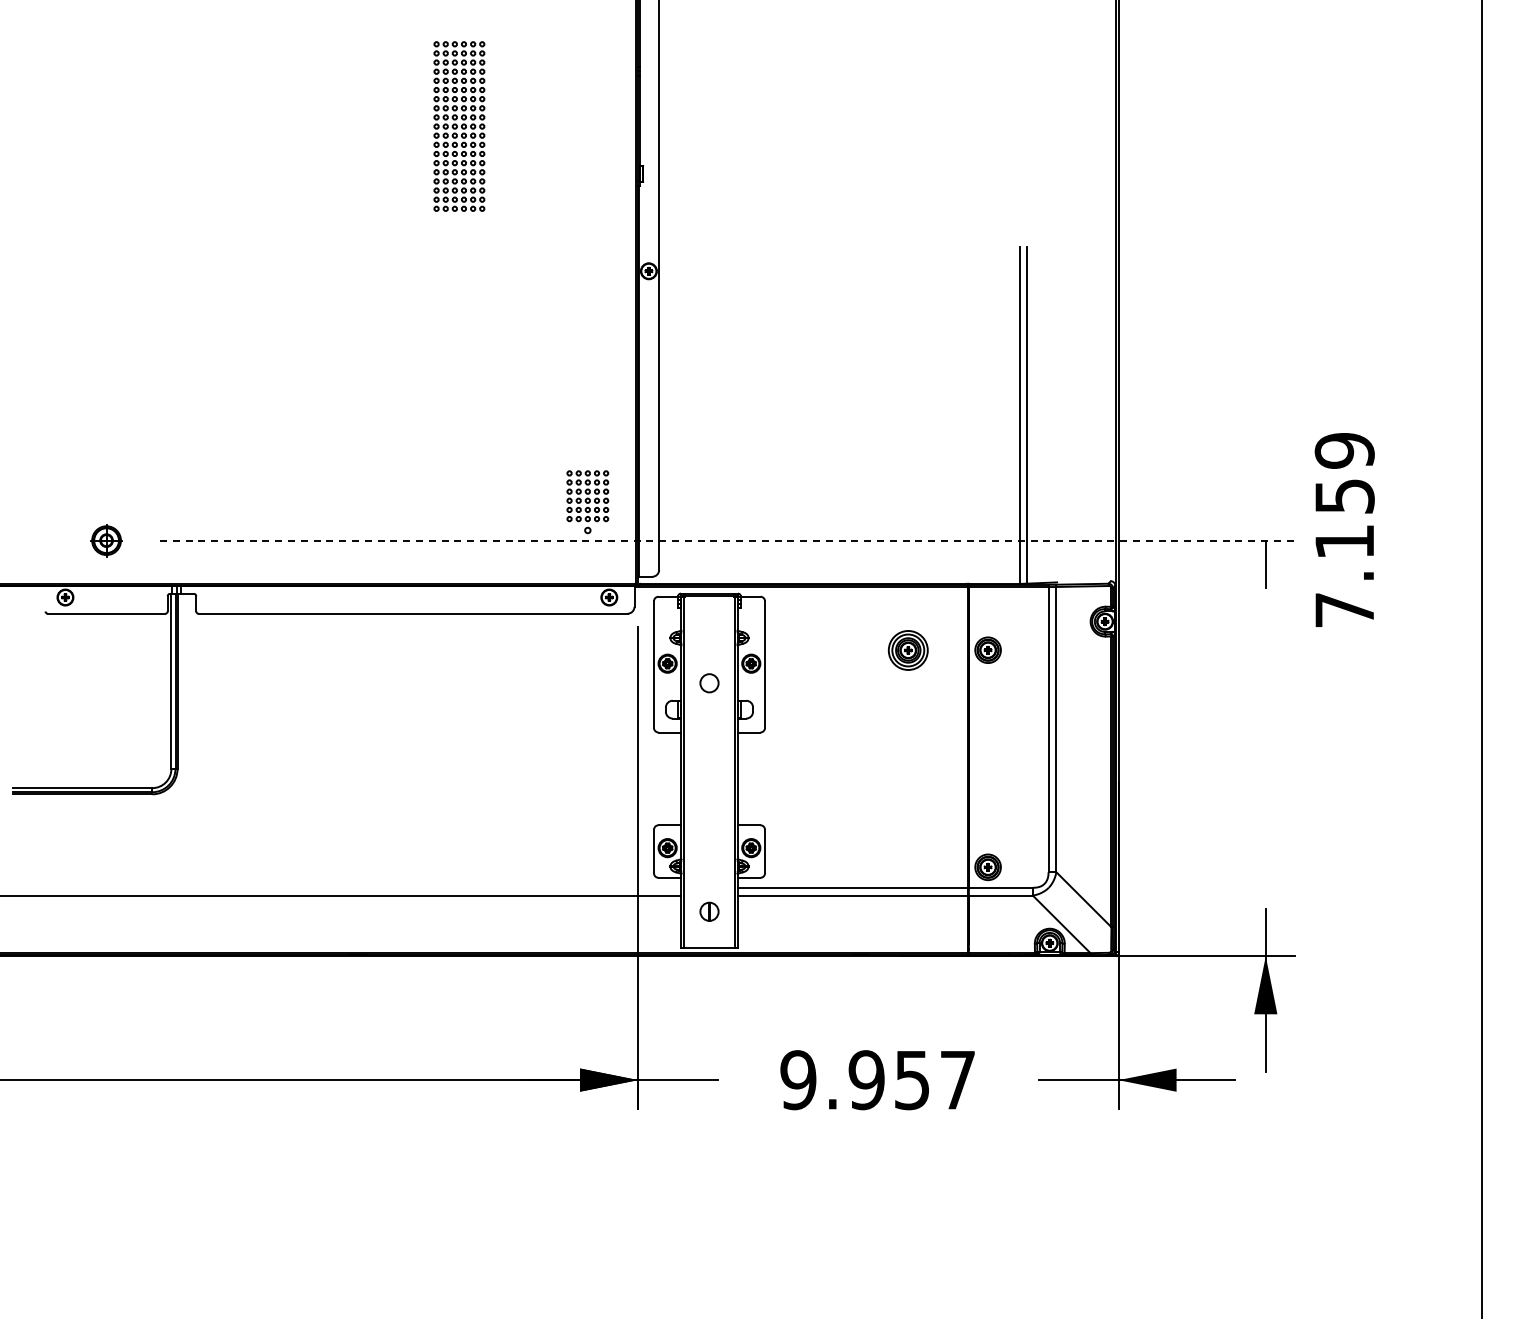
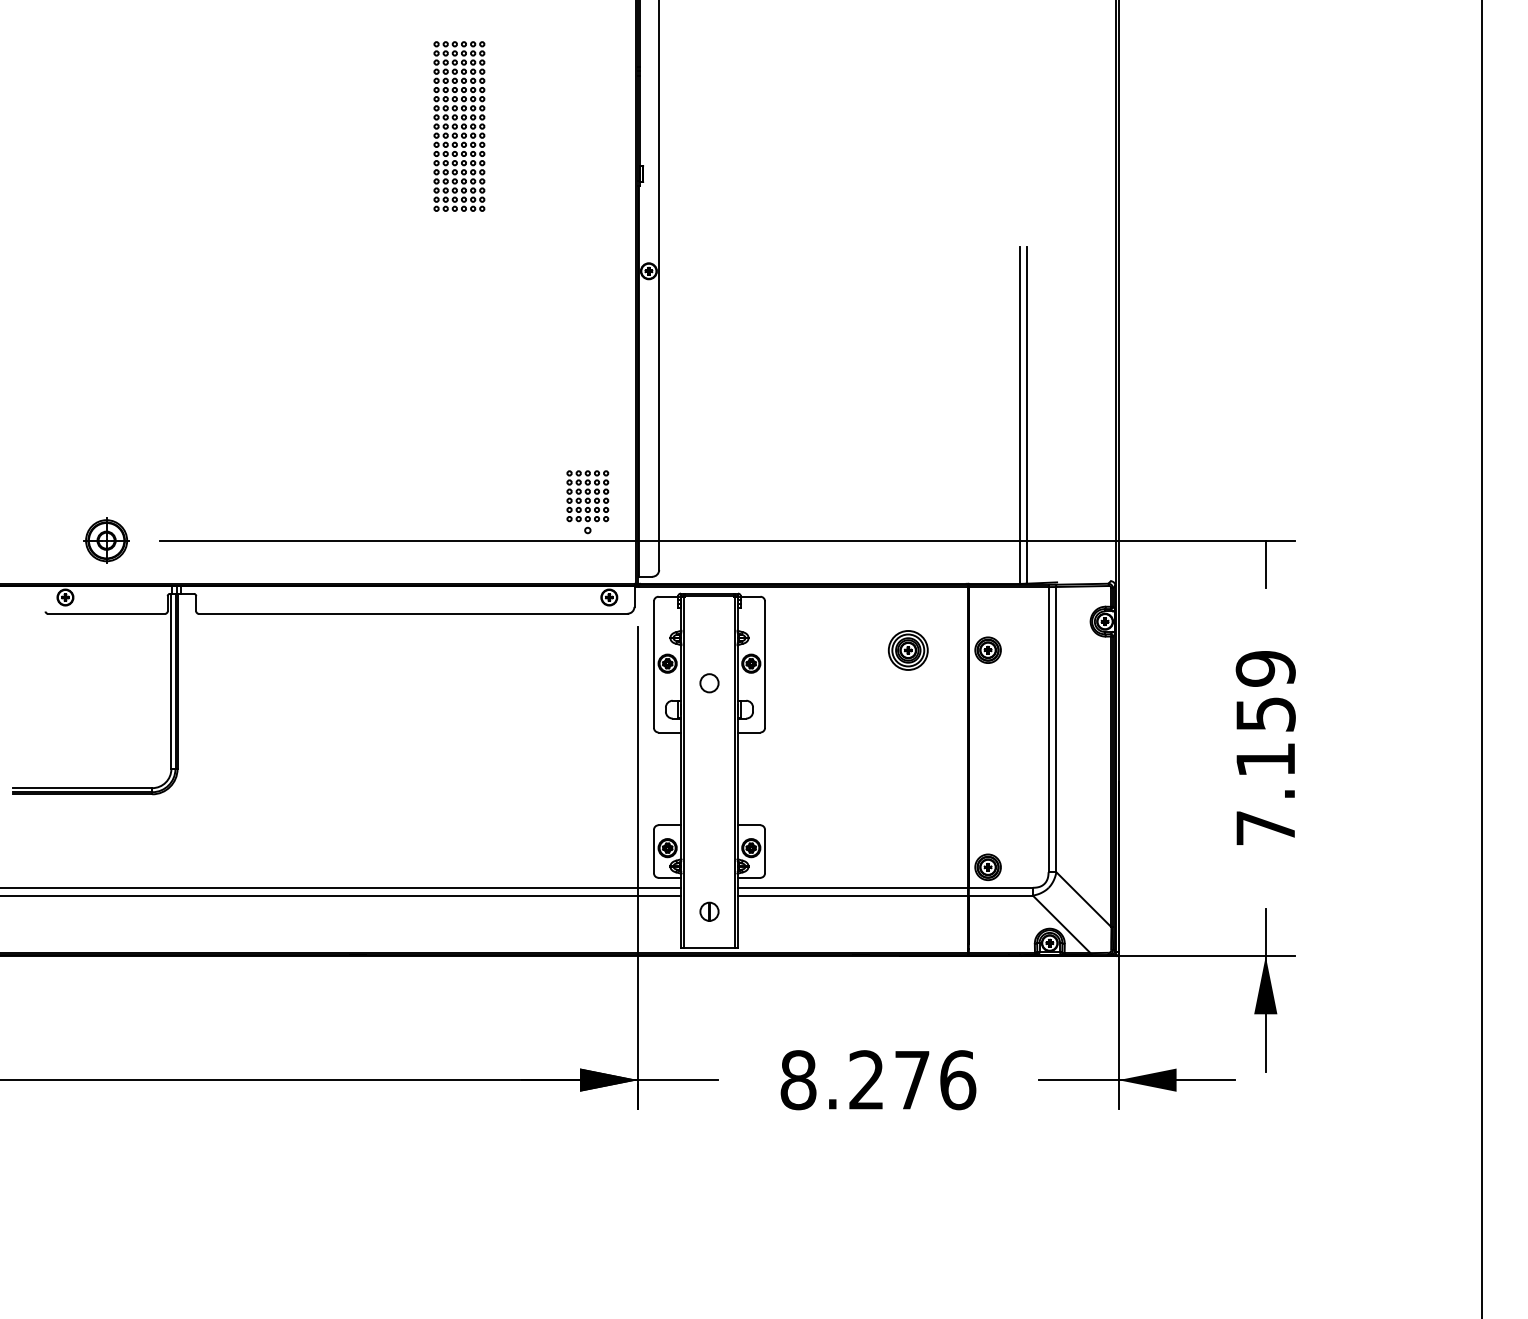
text position: (1344, 529) -> (1265, 747) (1265, 747)
part size: 33x34 px -> 47x47 px (106, 540)
line: dashed -> solid (727, 540)
line: none -> present (341, 887)
text: 9.957 -> 8.276 (878, 1080)
